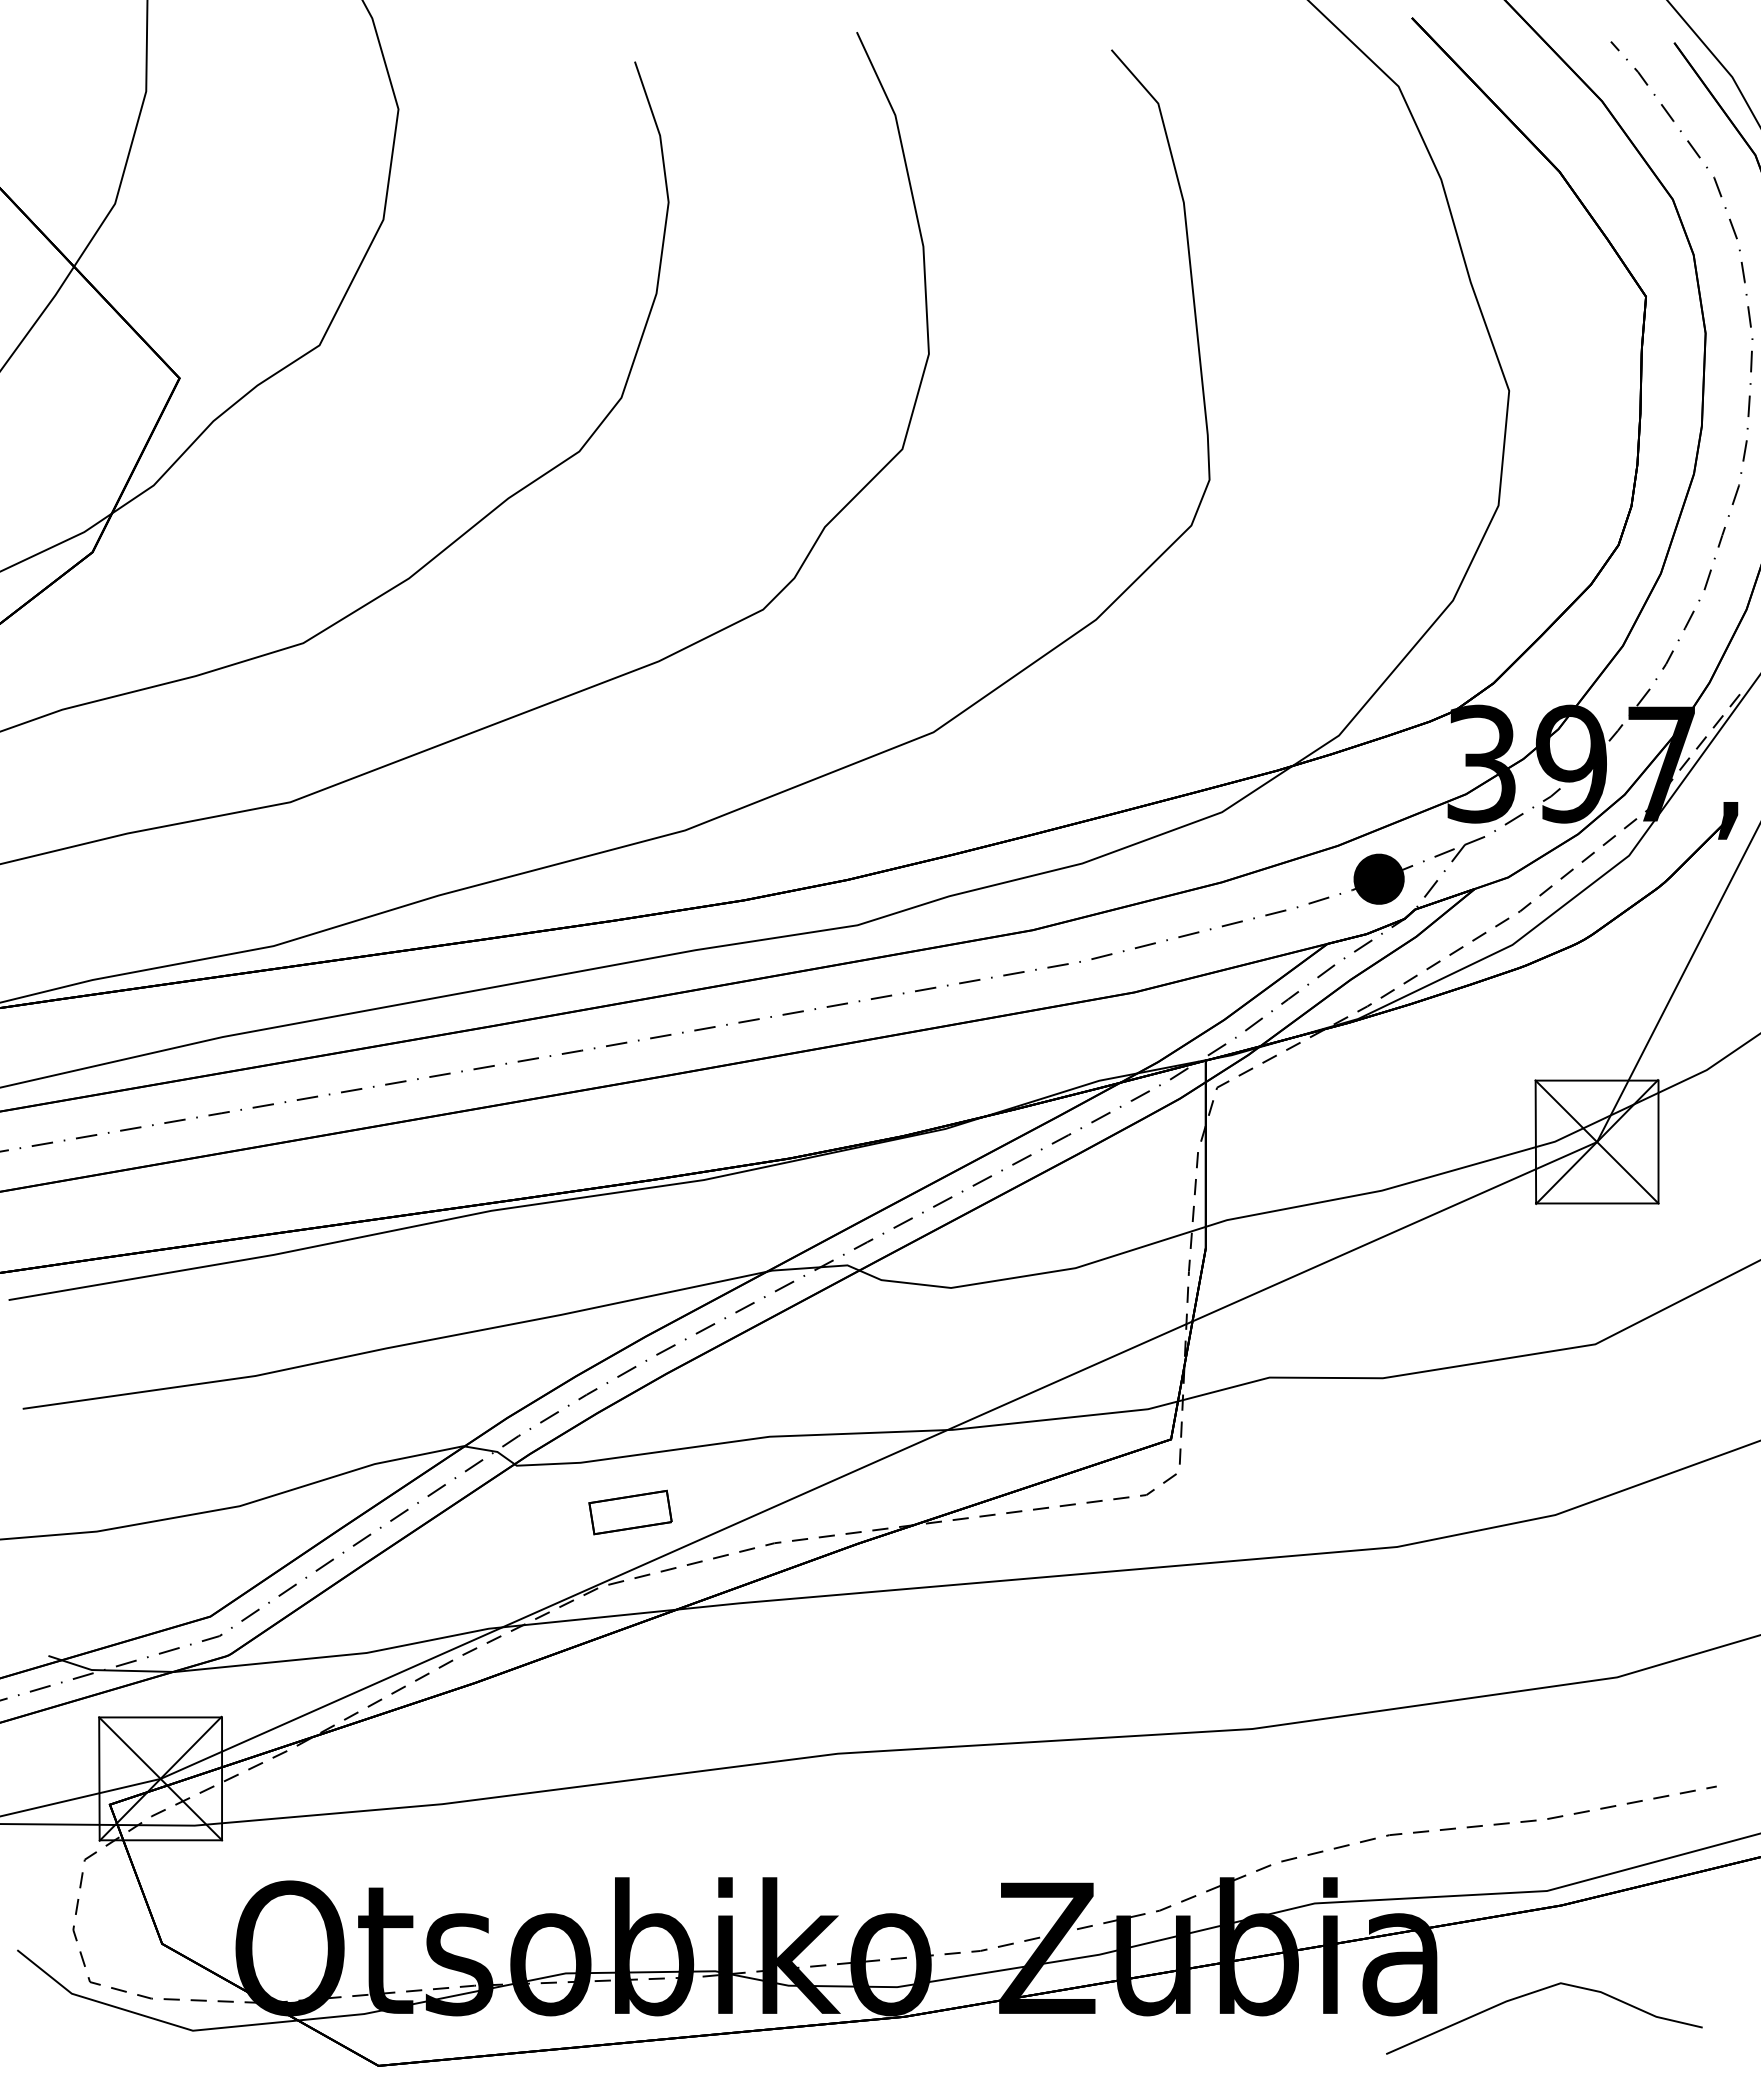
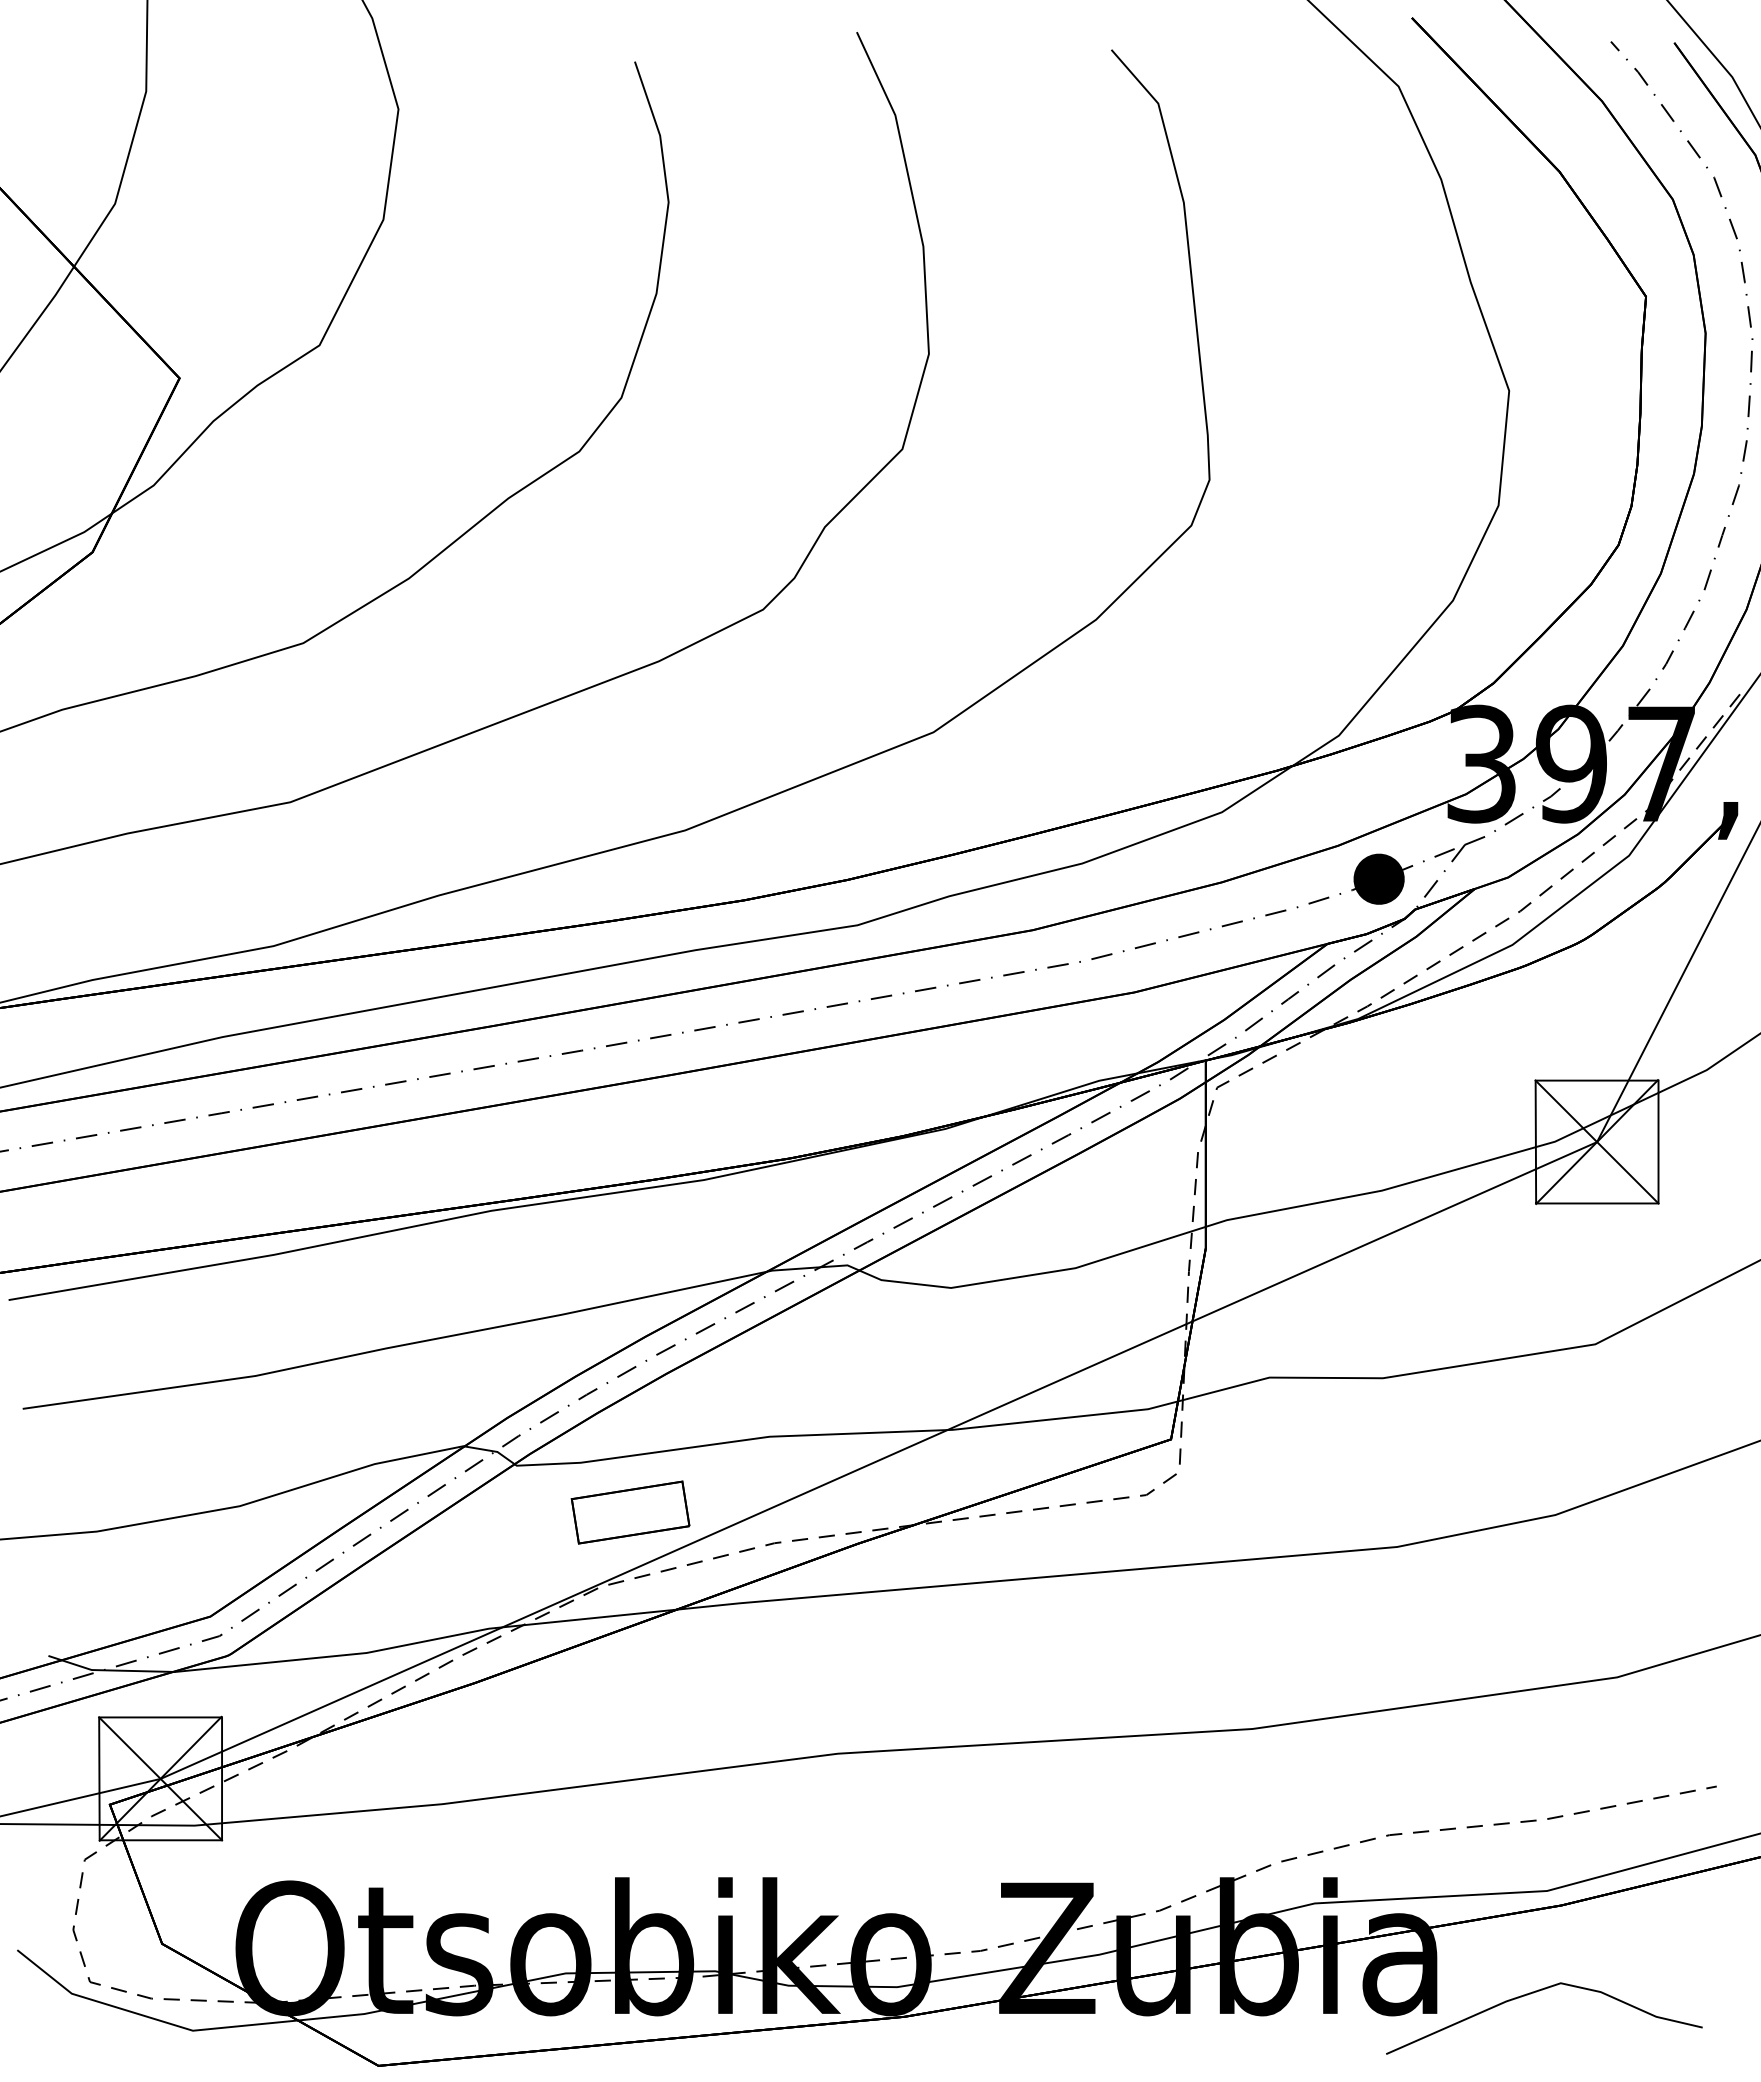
part size: 85x47 px -> 121x65 px (630, 1512)
